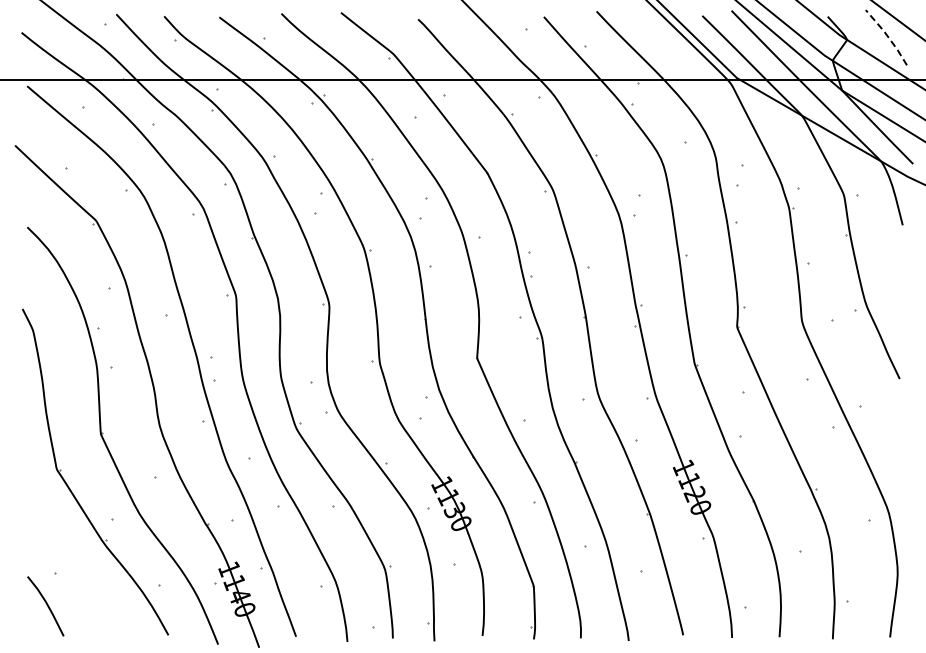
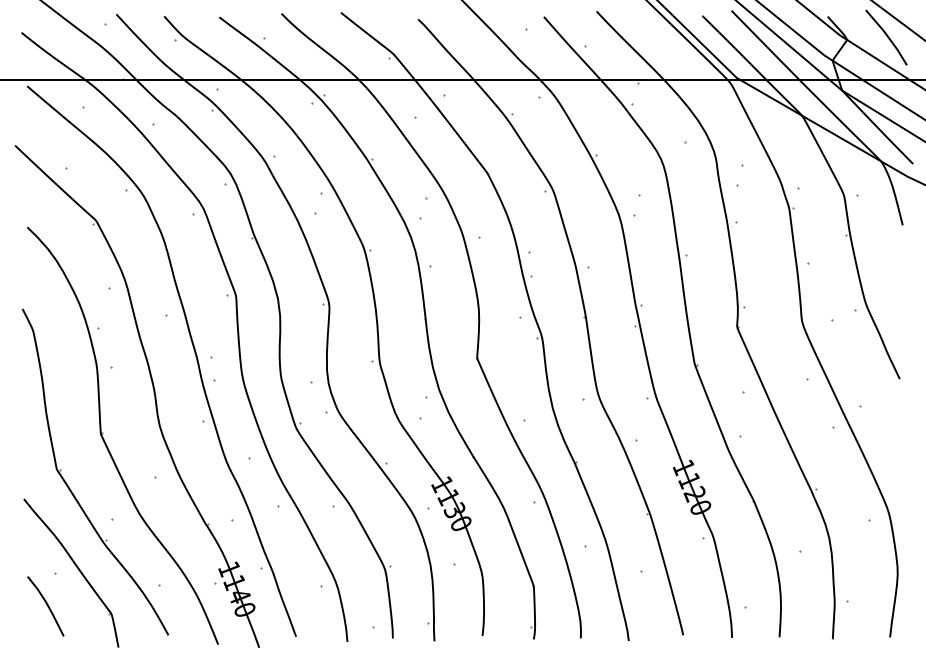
line: dashed -> solid (887, 36)
part: none -> present (77, 569)
